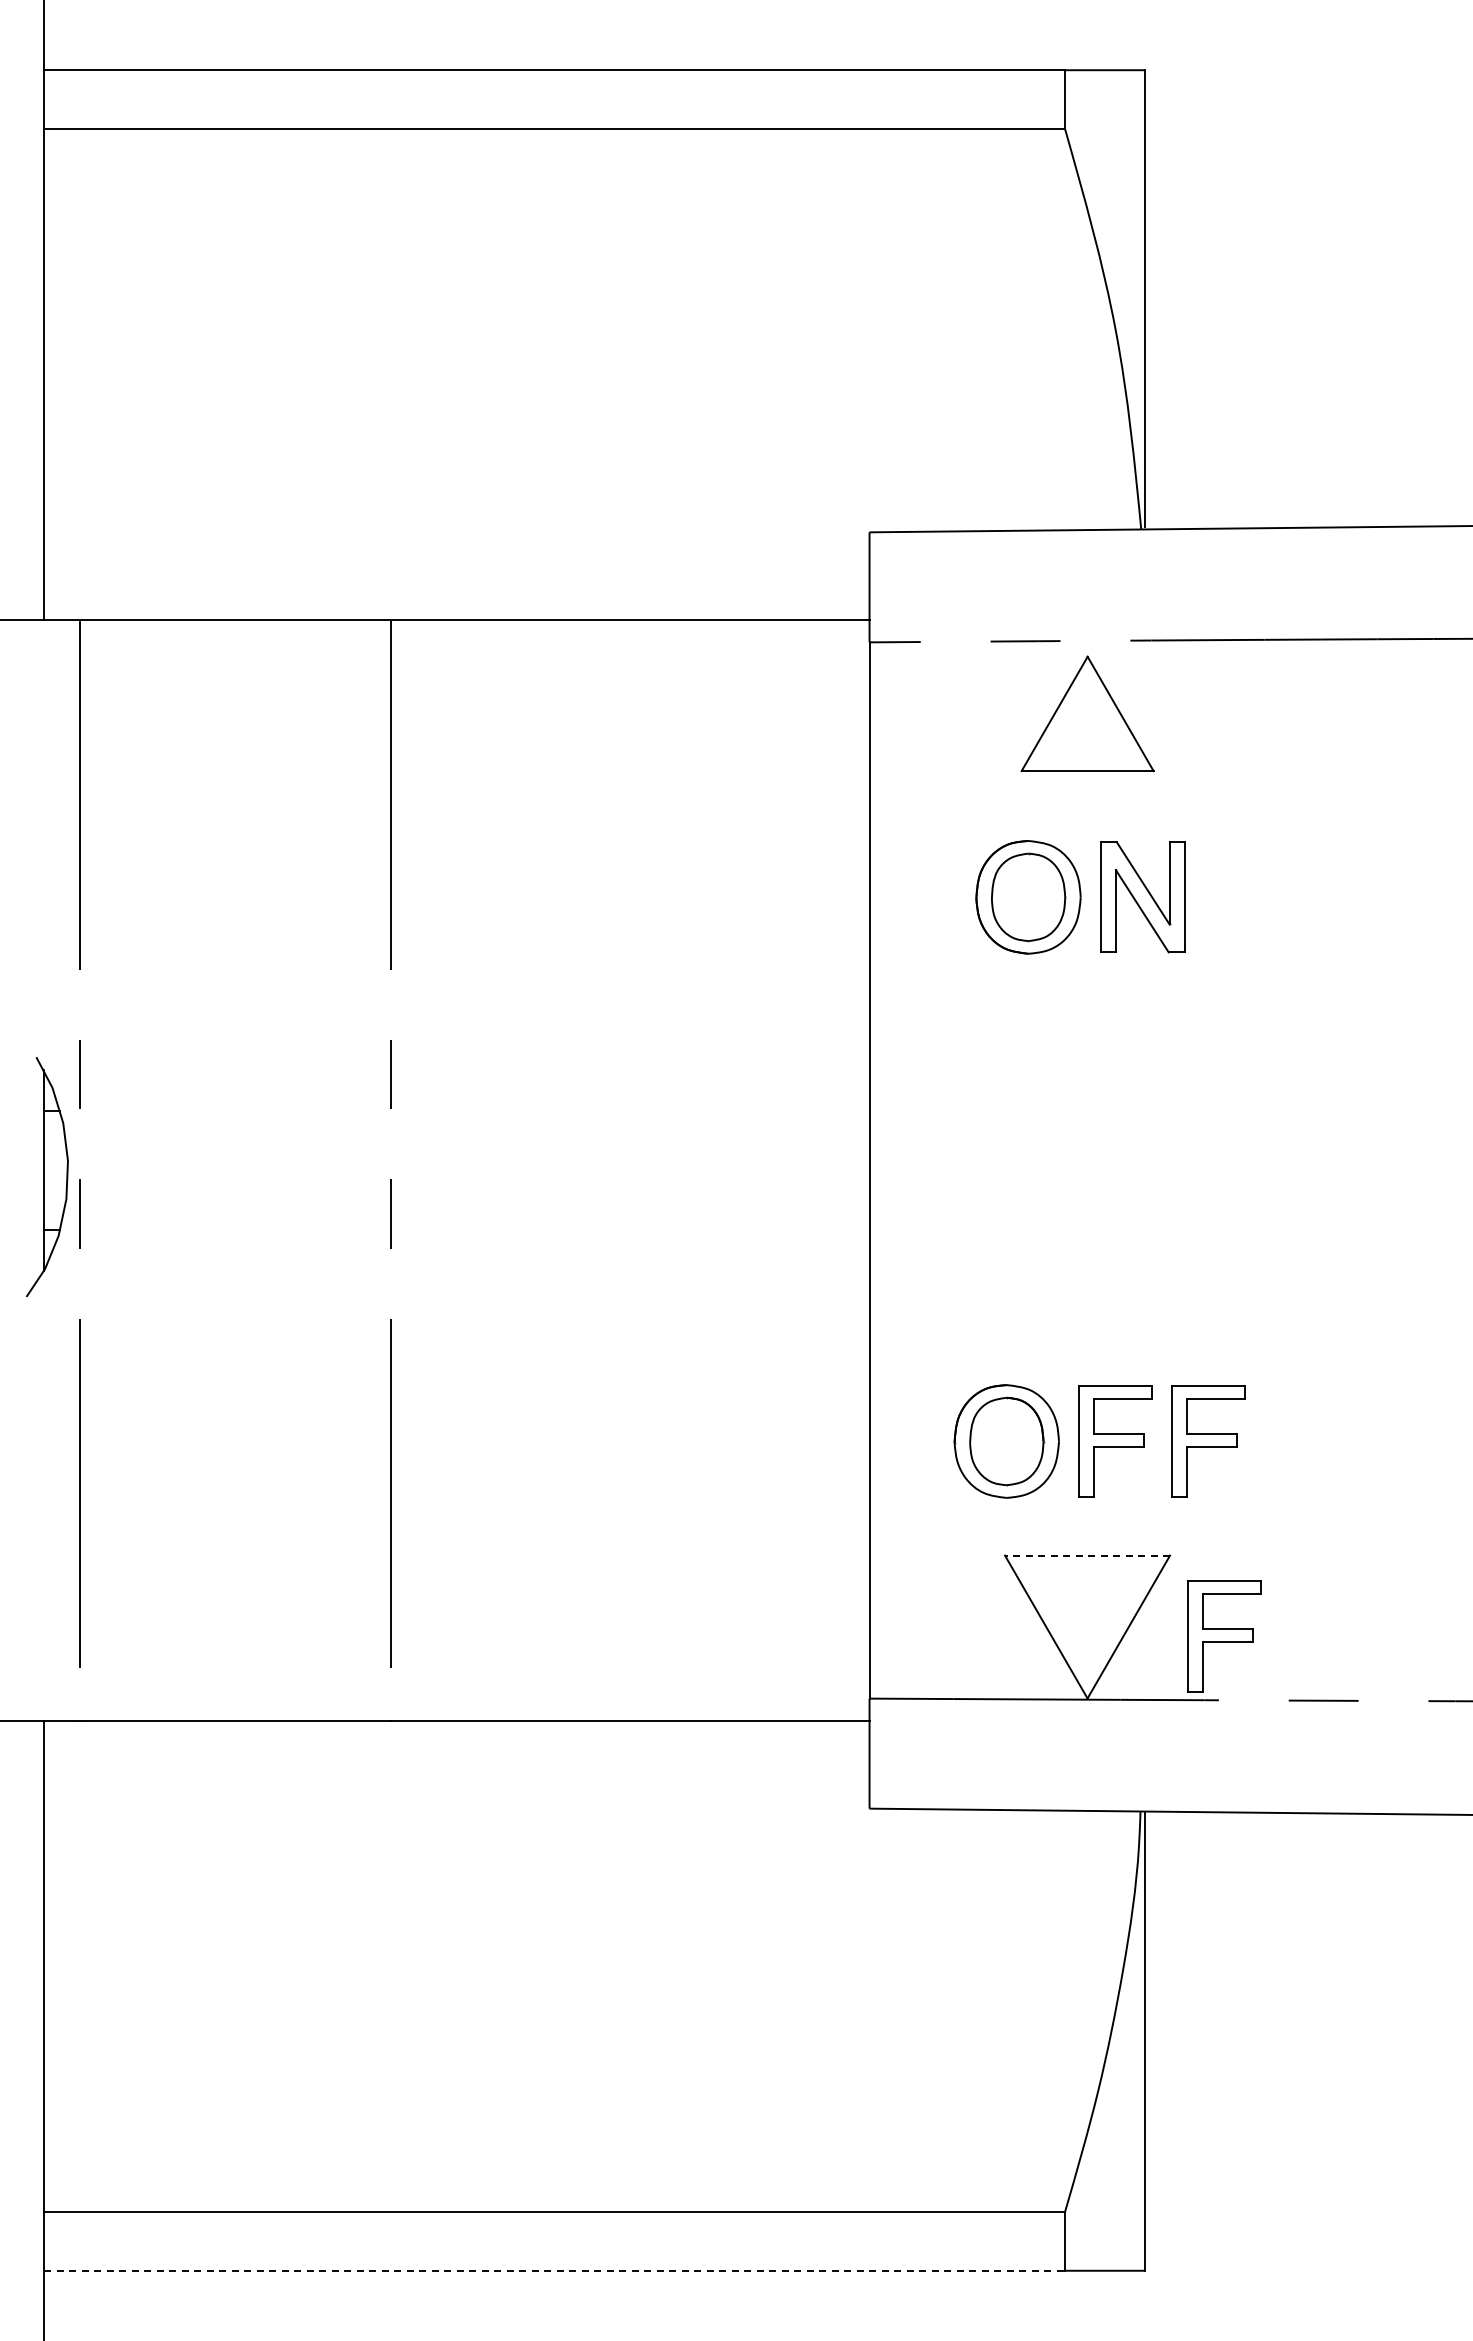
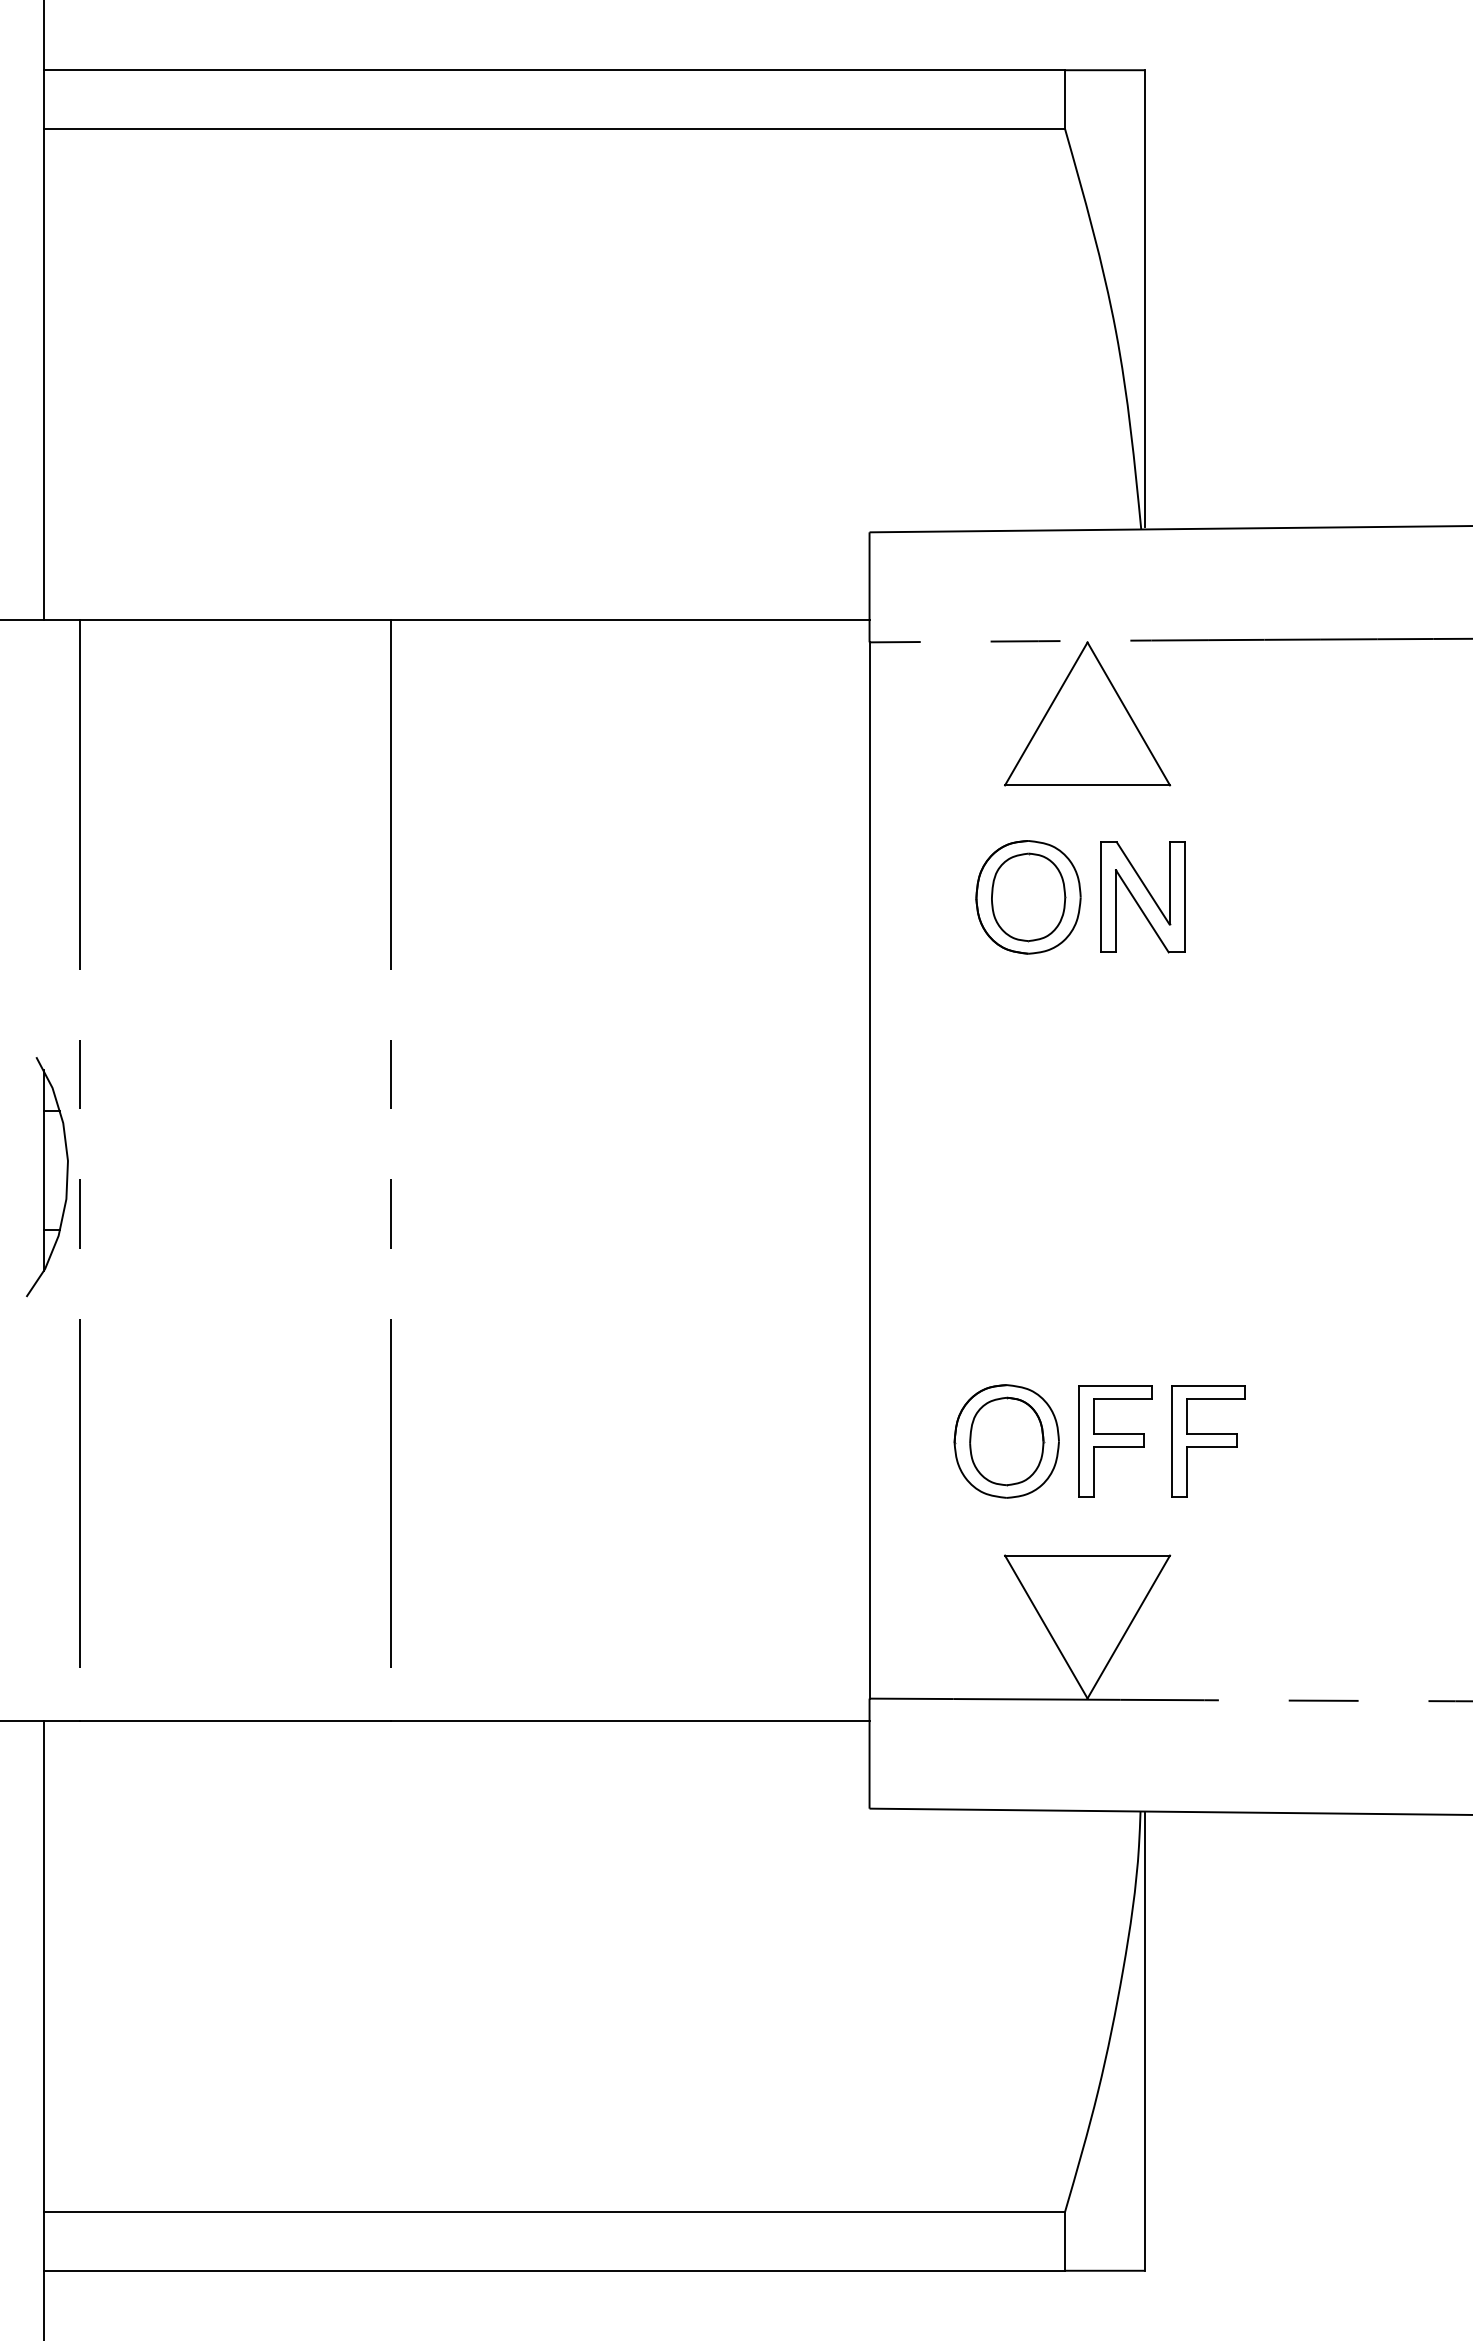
part size: 135x118 px -> 168x146 px (1087, 713)
line: dashed -> solid (1087, 1555)
part: present -> none (1224, 1636)
line: dashed -> solid (555, 2270)
